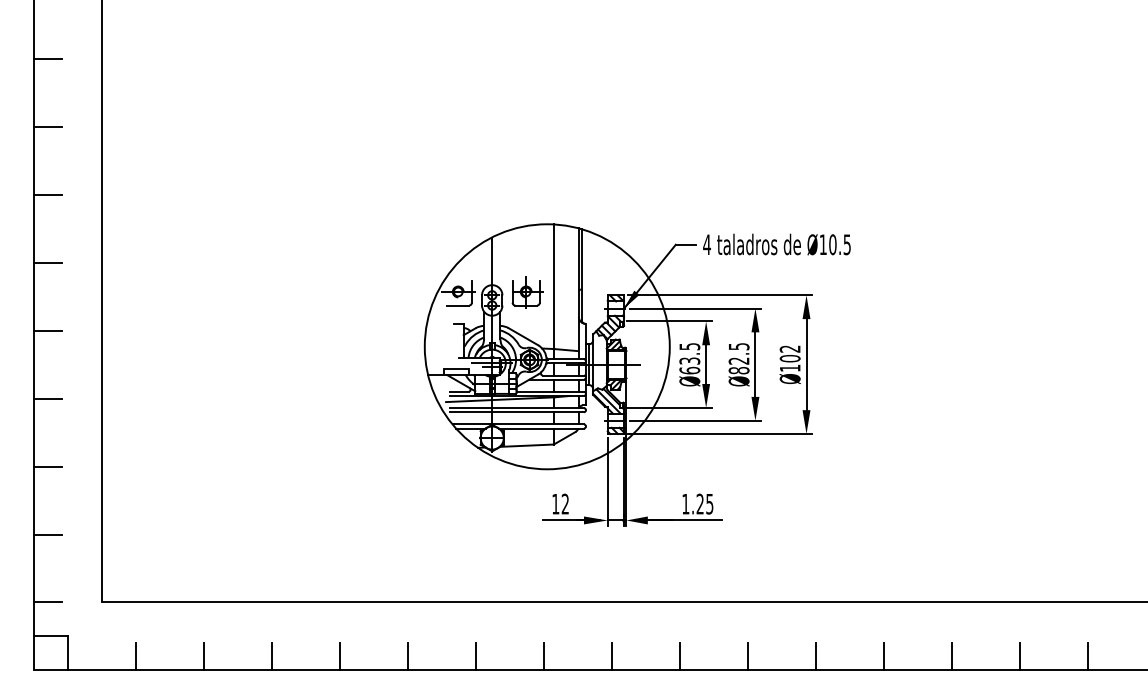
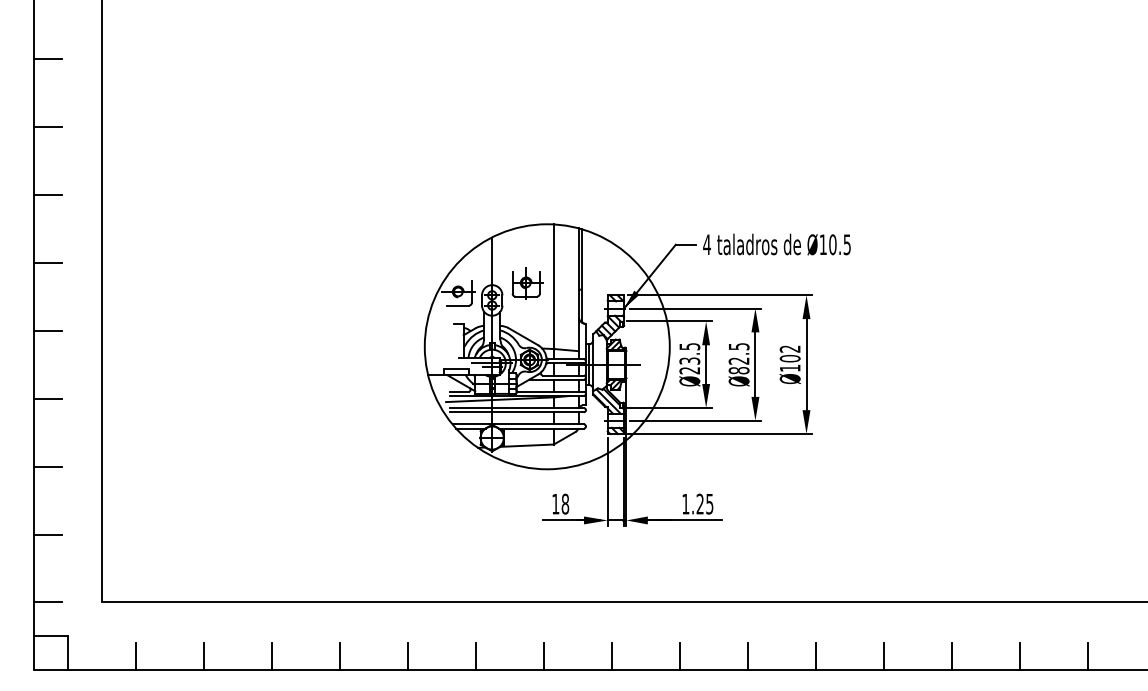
part position: (527, 292) -> (527, 283) (527, 283)
text: Ø63.5 -> Ø23.5 (689, 370)
text: 12 -> 18 (565, 503)
